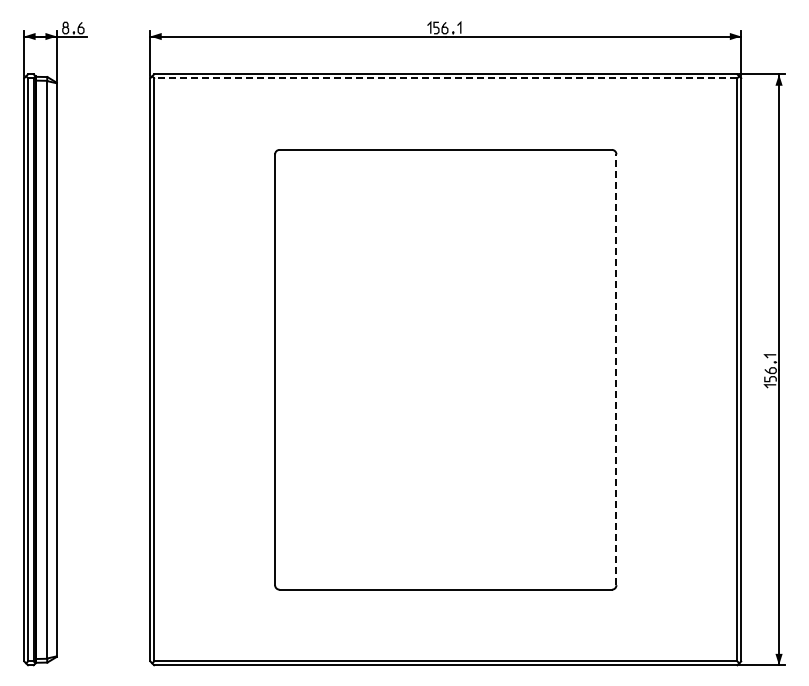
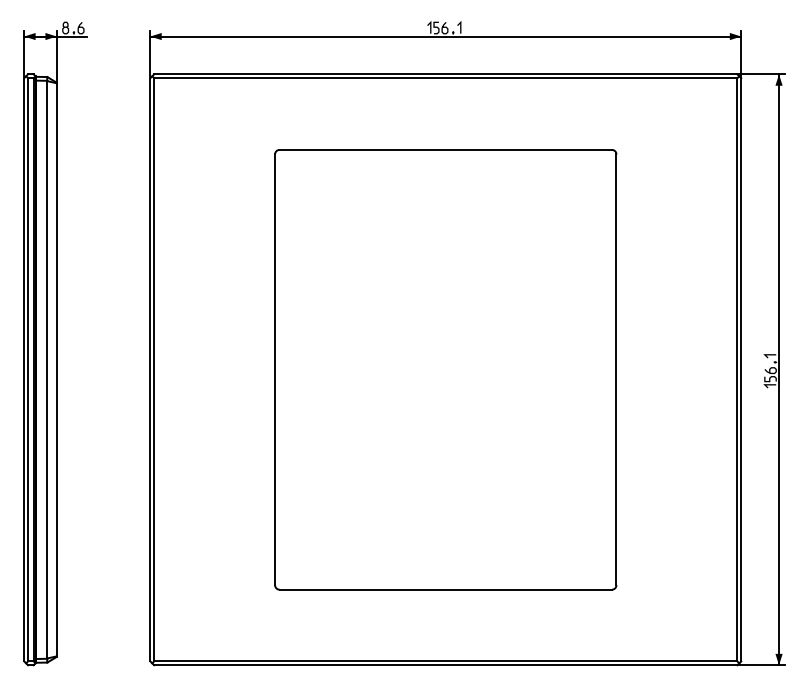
line: dashed -> solid (445, 78)
line: dashed -> solid (616, 369)
